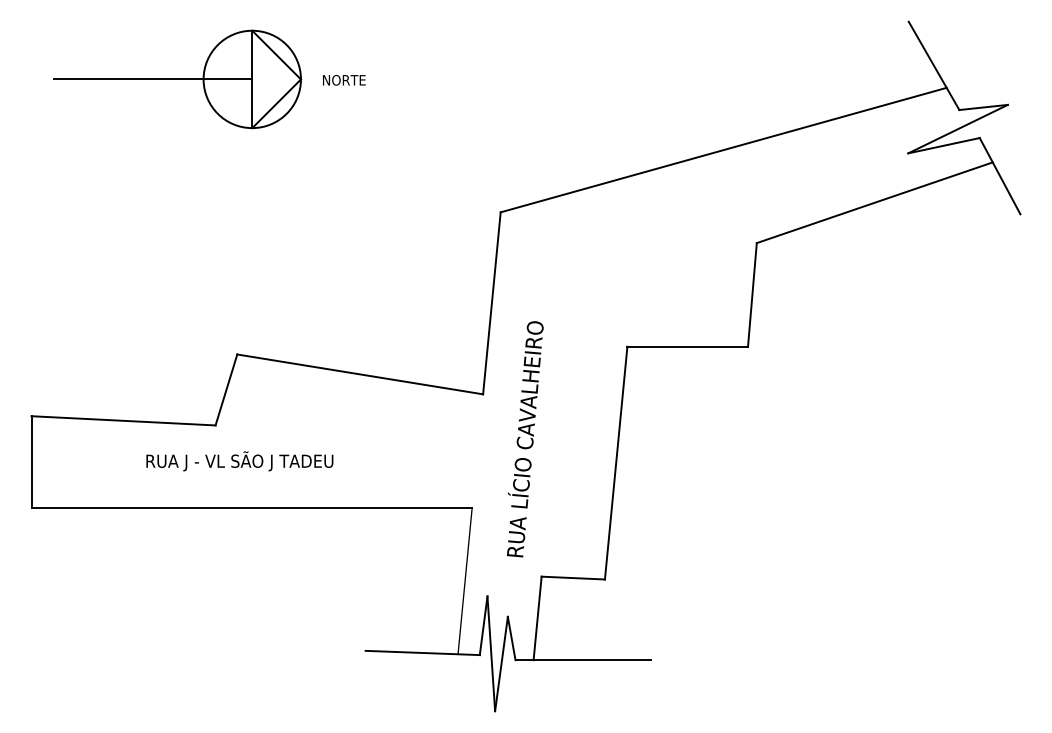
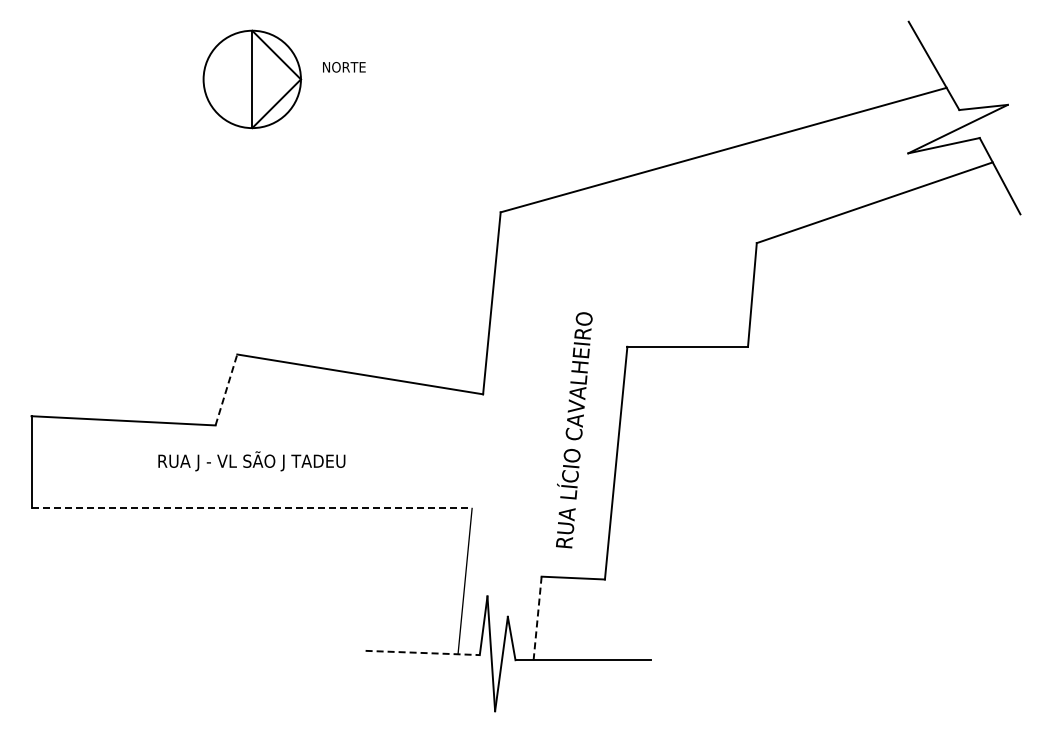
line: present -> none (153, 79)
text position: (344, 80) -> (344, 67) (344, 67)
line: solid -> dashed (226, 389)
text position: (525, 439) -> (574, 430) (574, 430)
text position: (239, 461) -> (251, 461) (251, 461)
line: solid -> dashed (252, 507)
line: solid -> dashed (537, 618)
line: solid -> dashed (423, 652)
